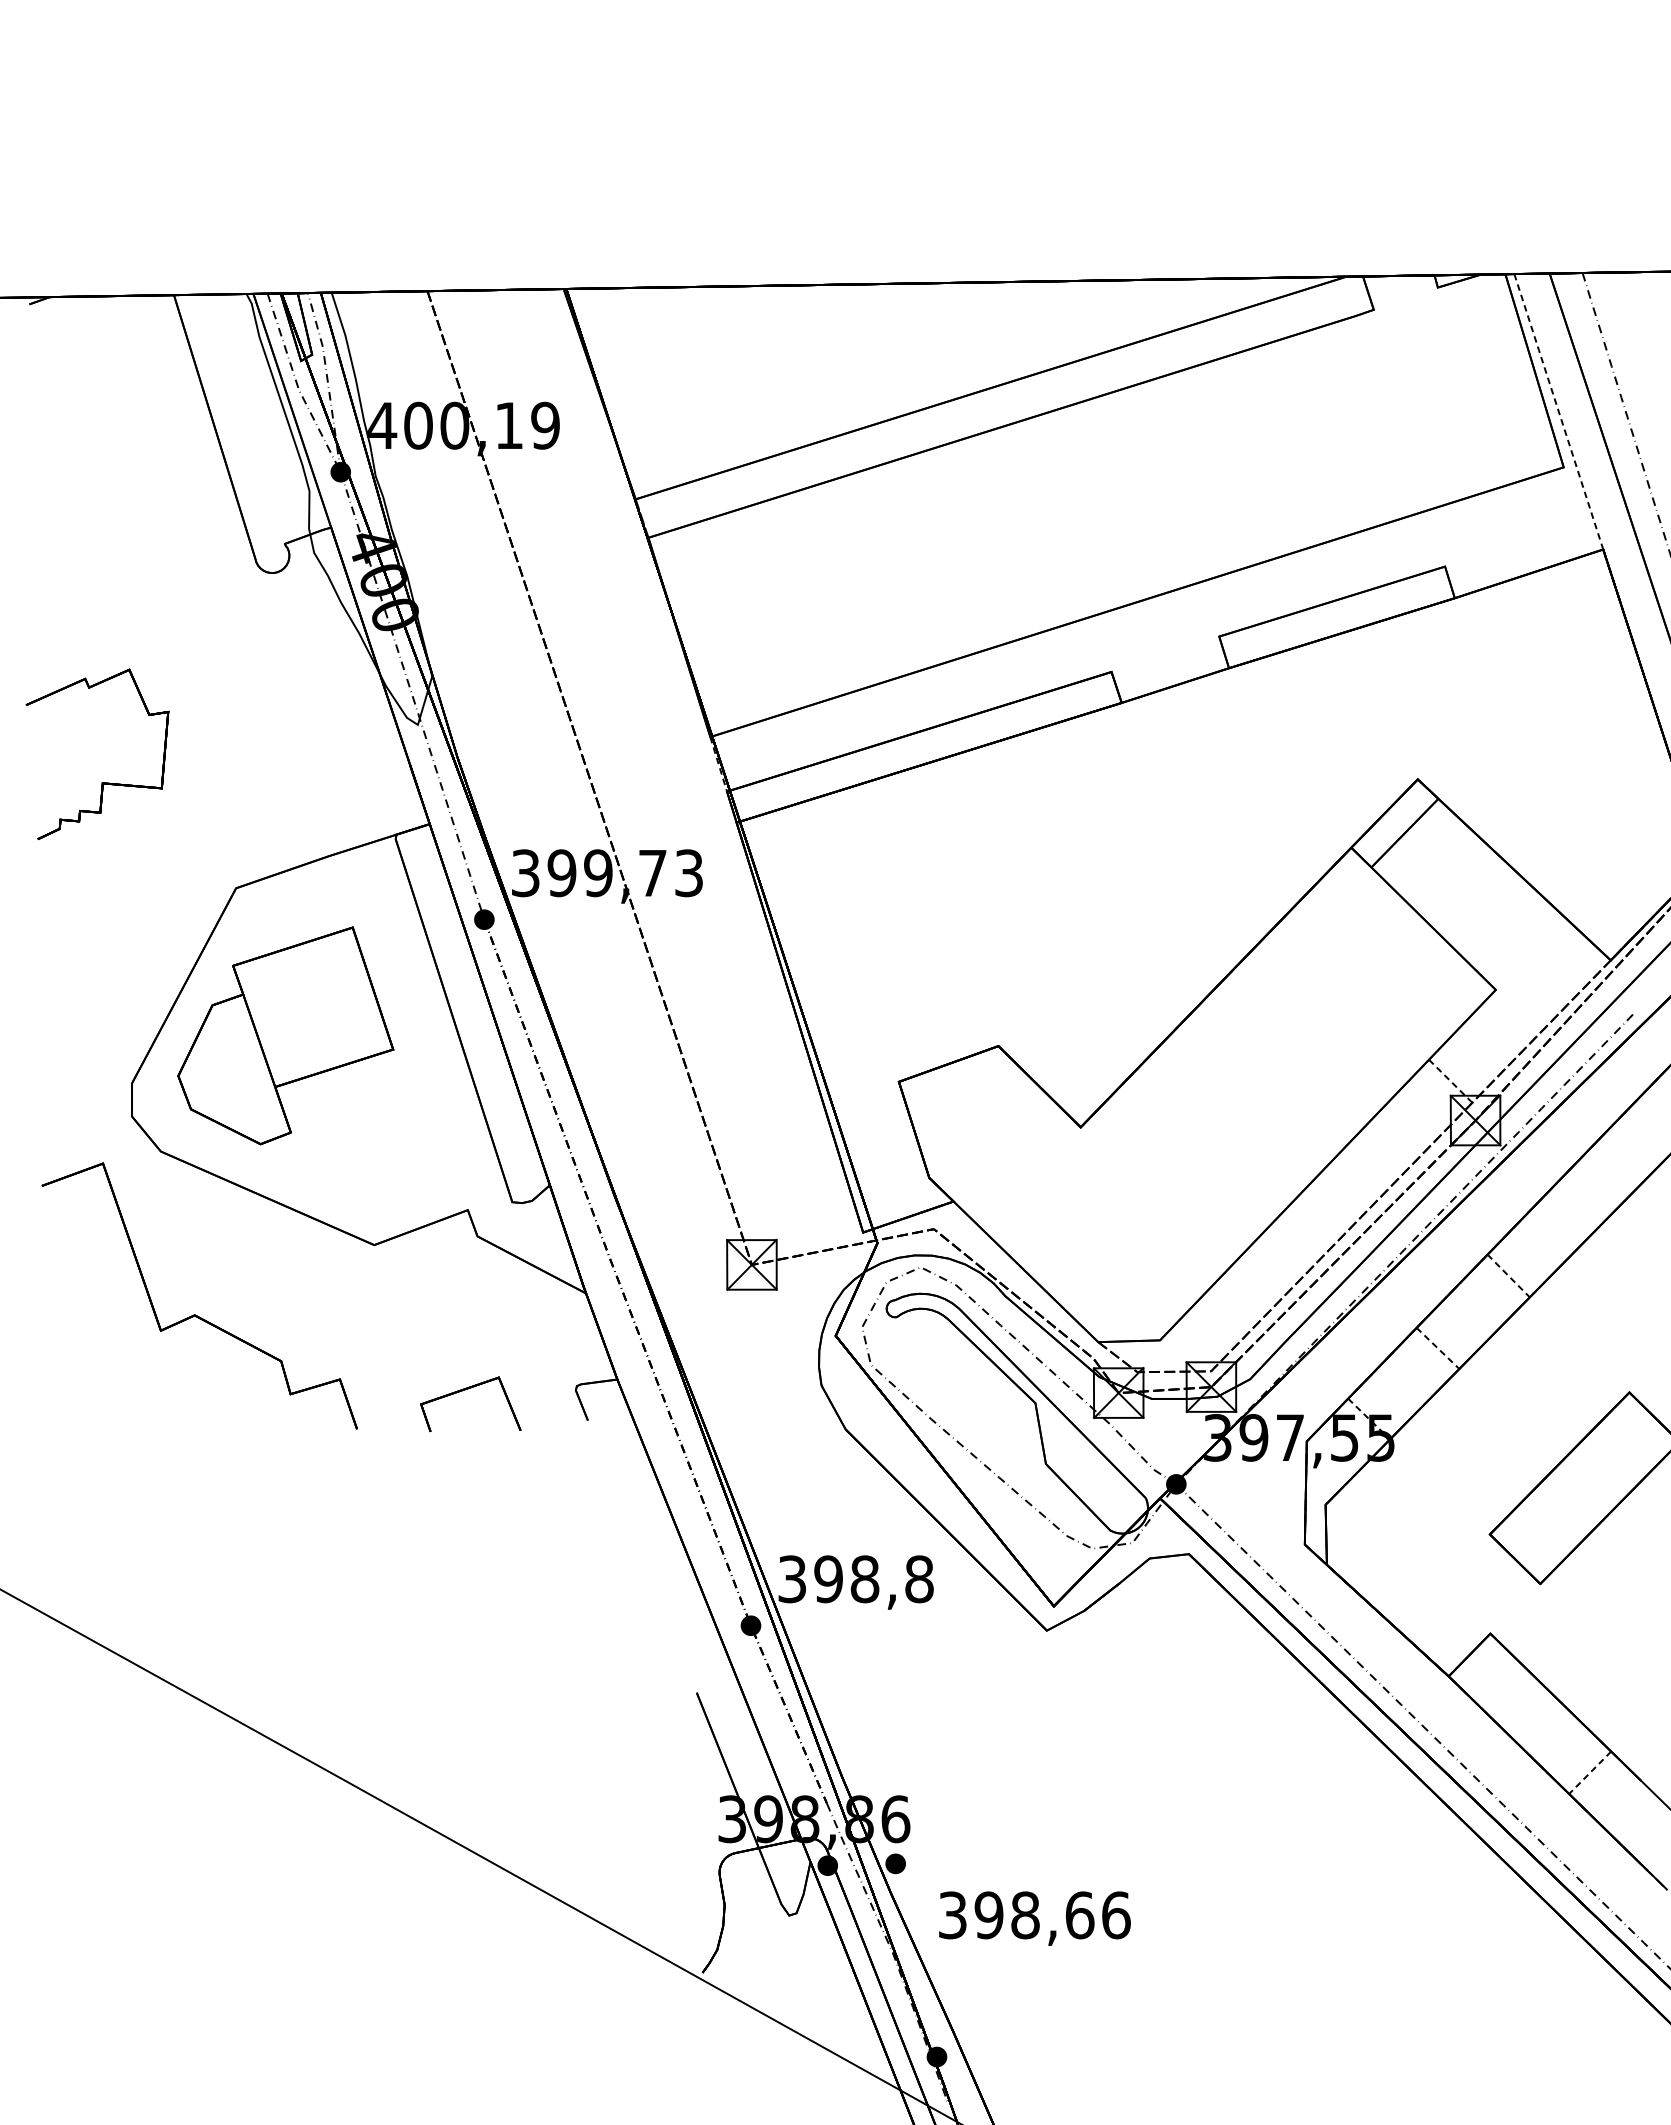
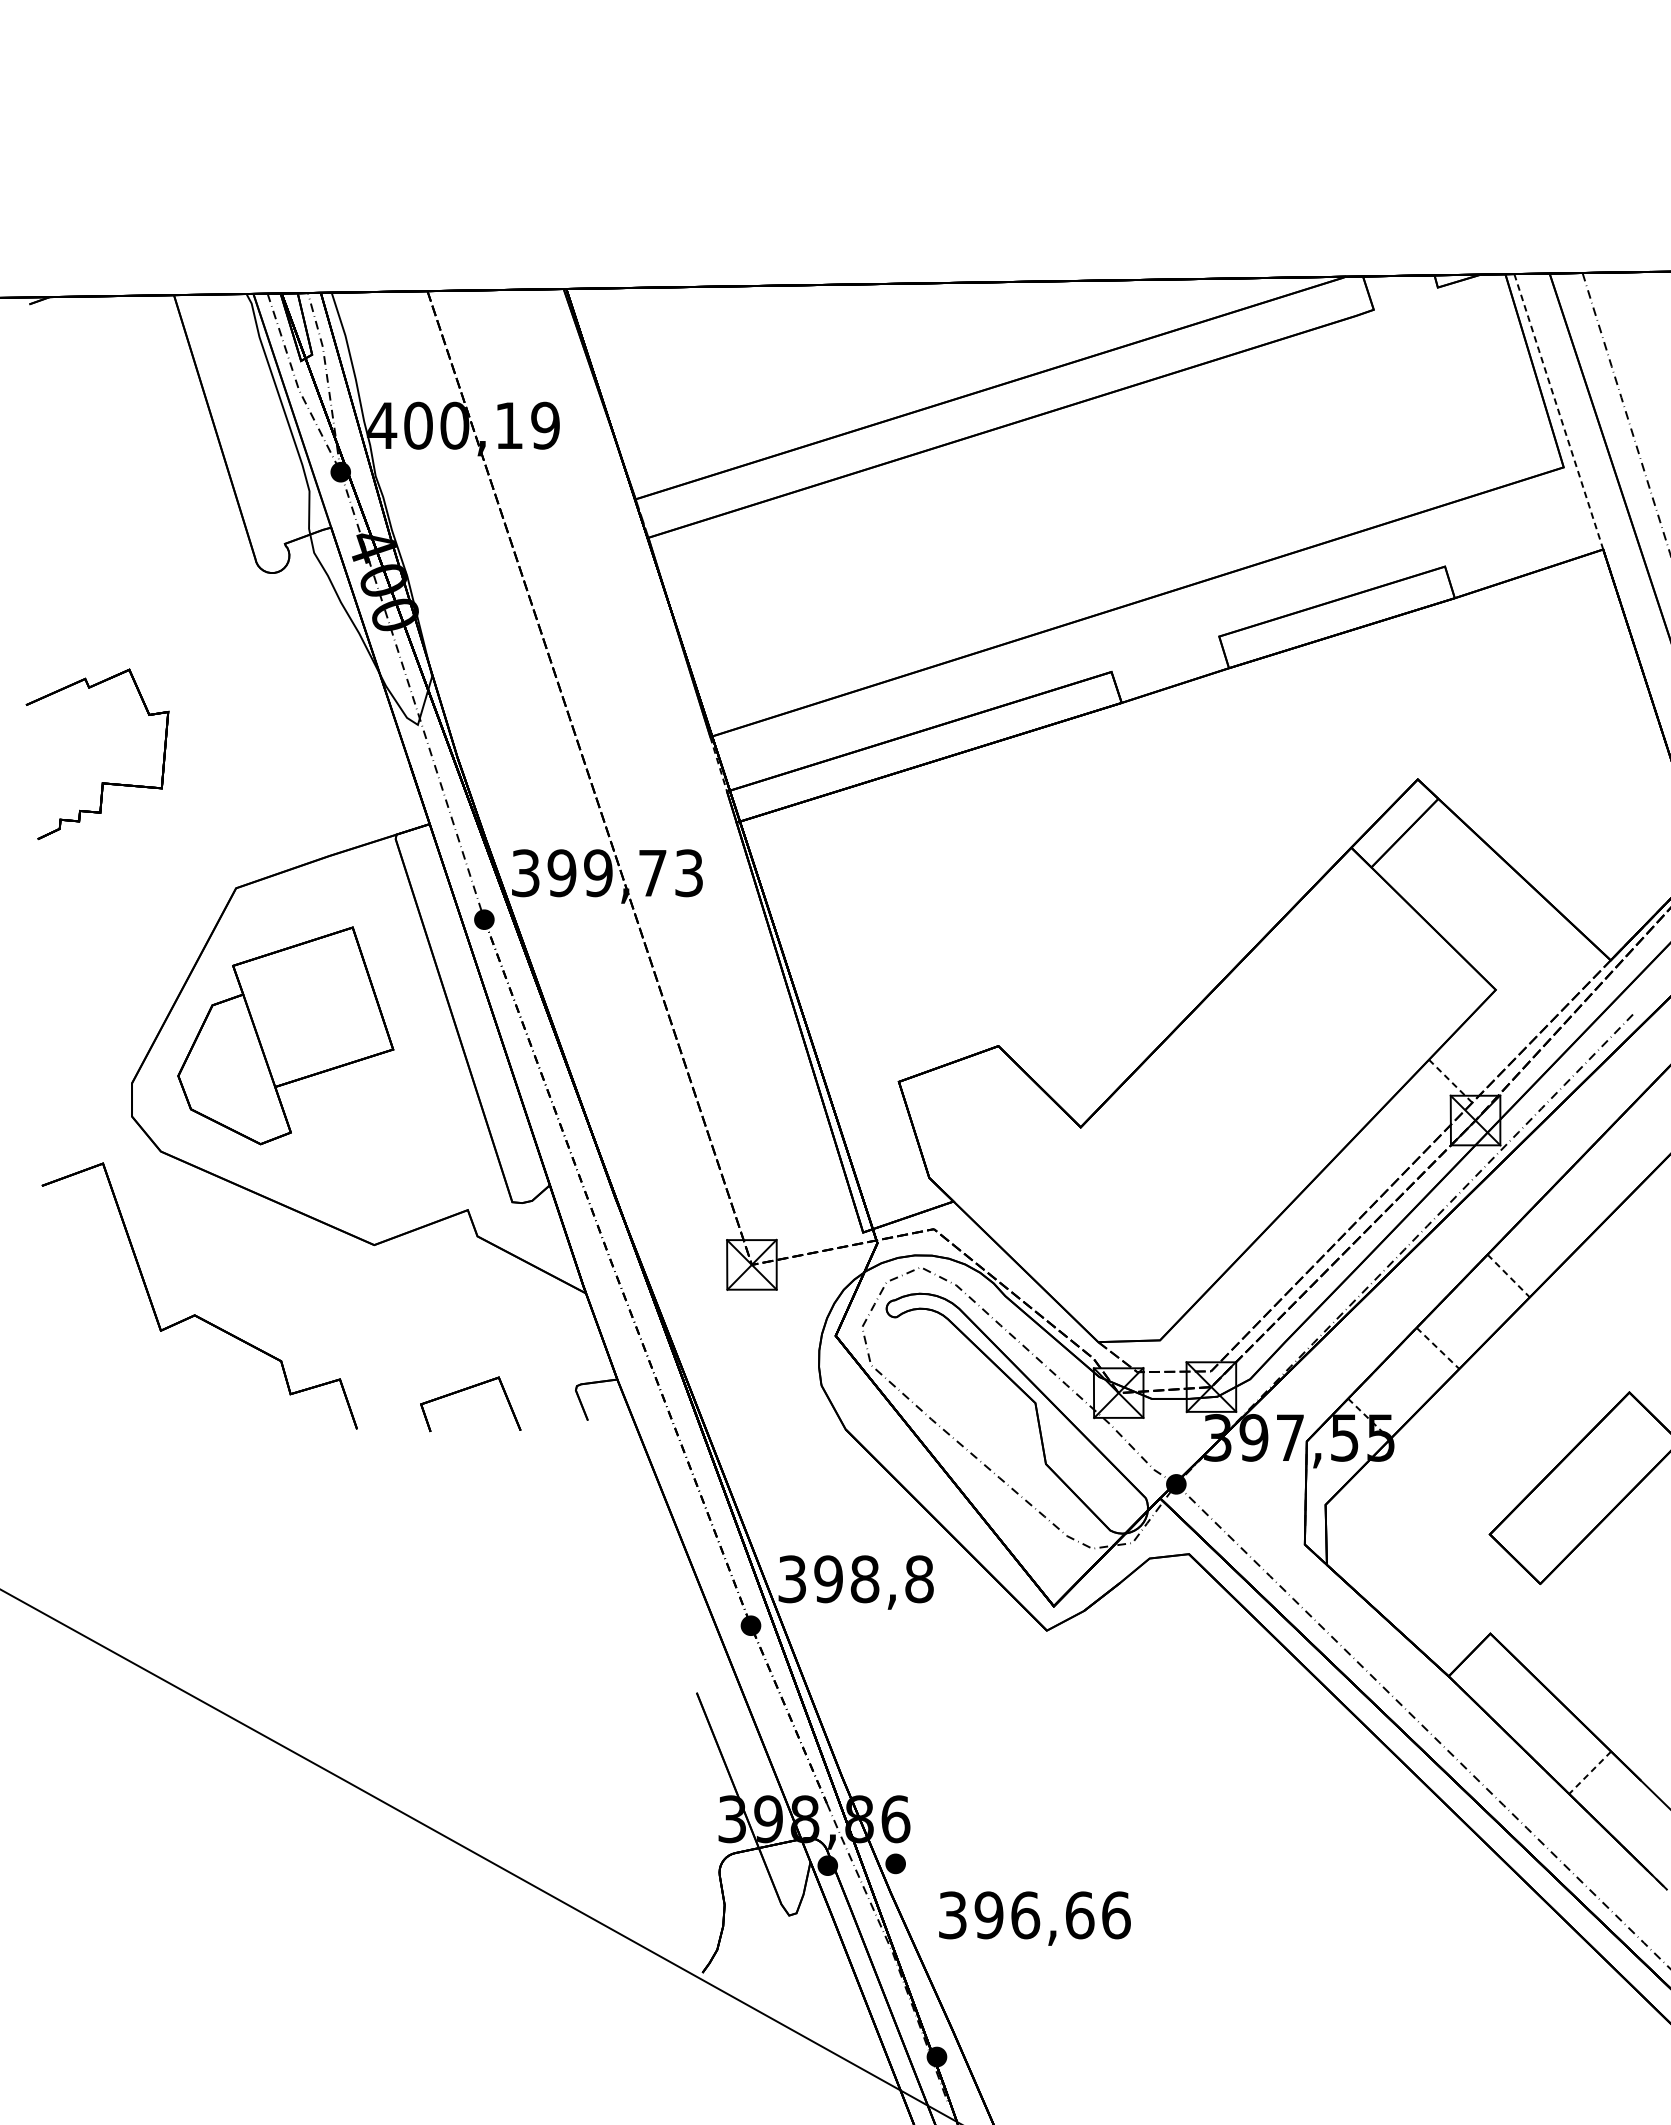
text: 398,66 -> 396,66 (1025, 1915)
